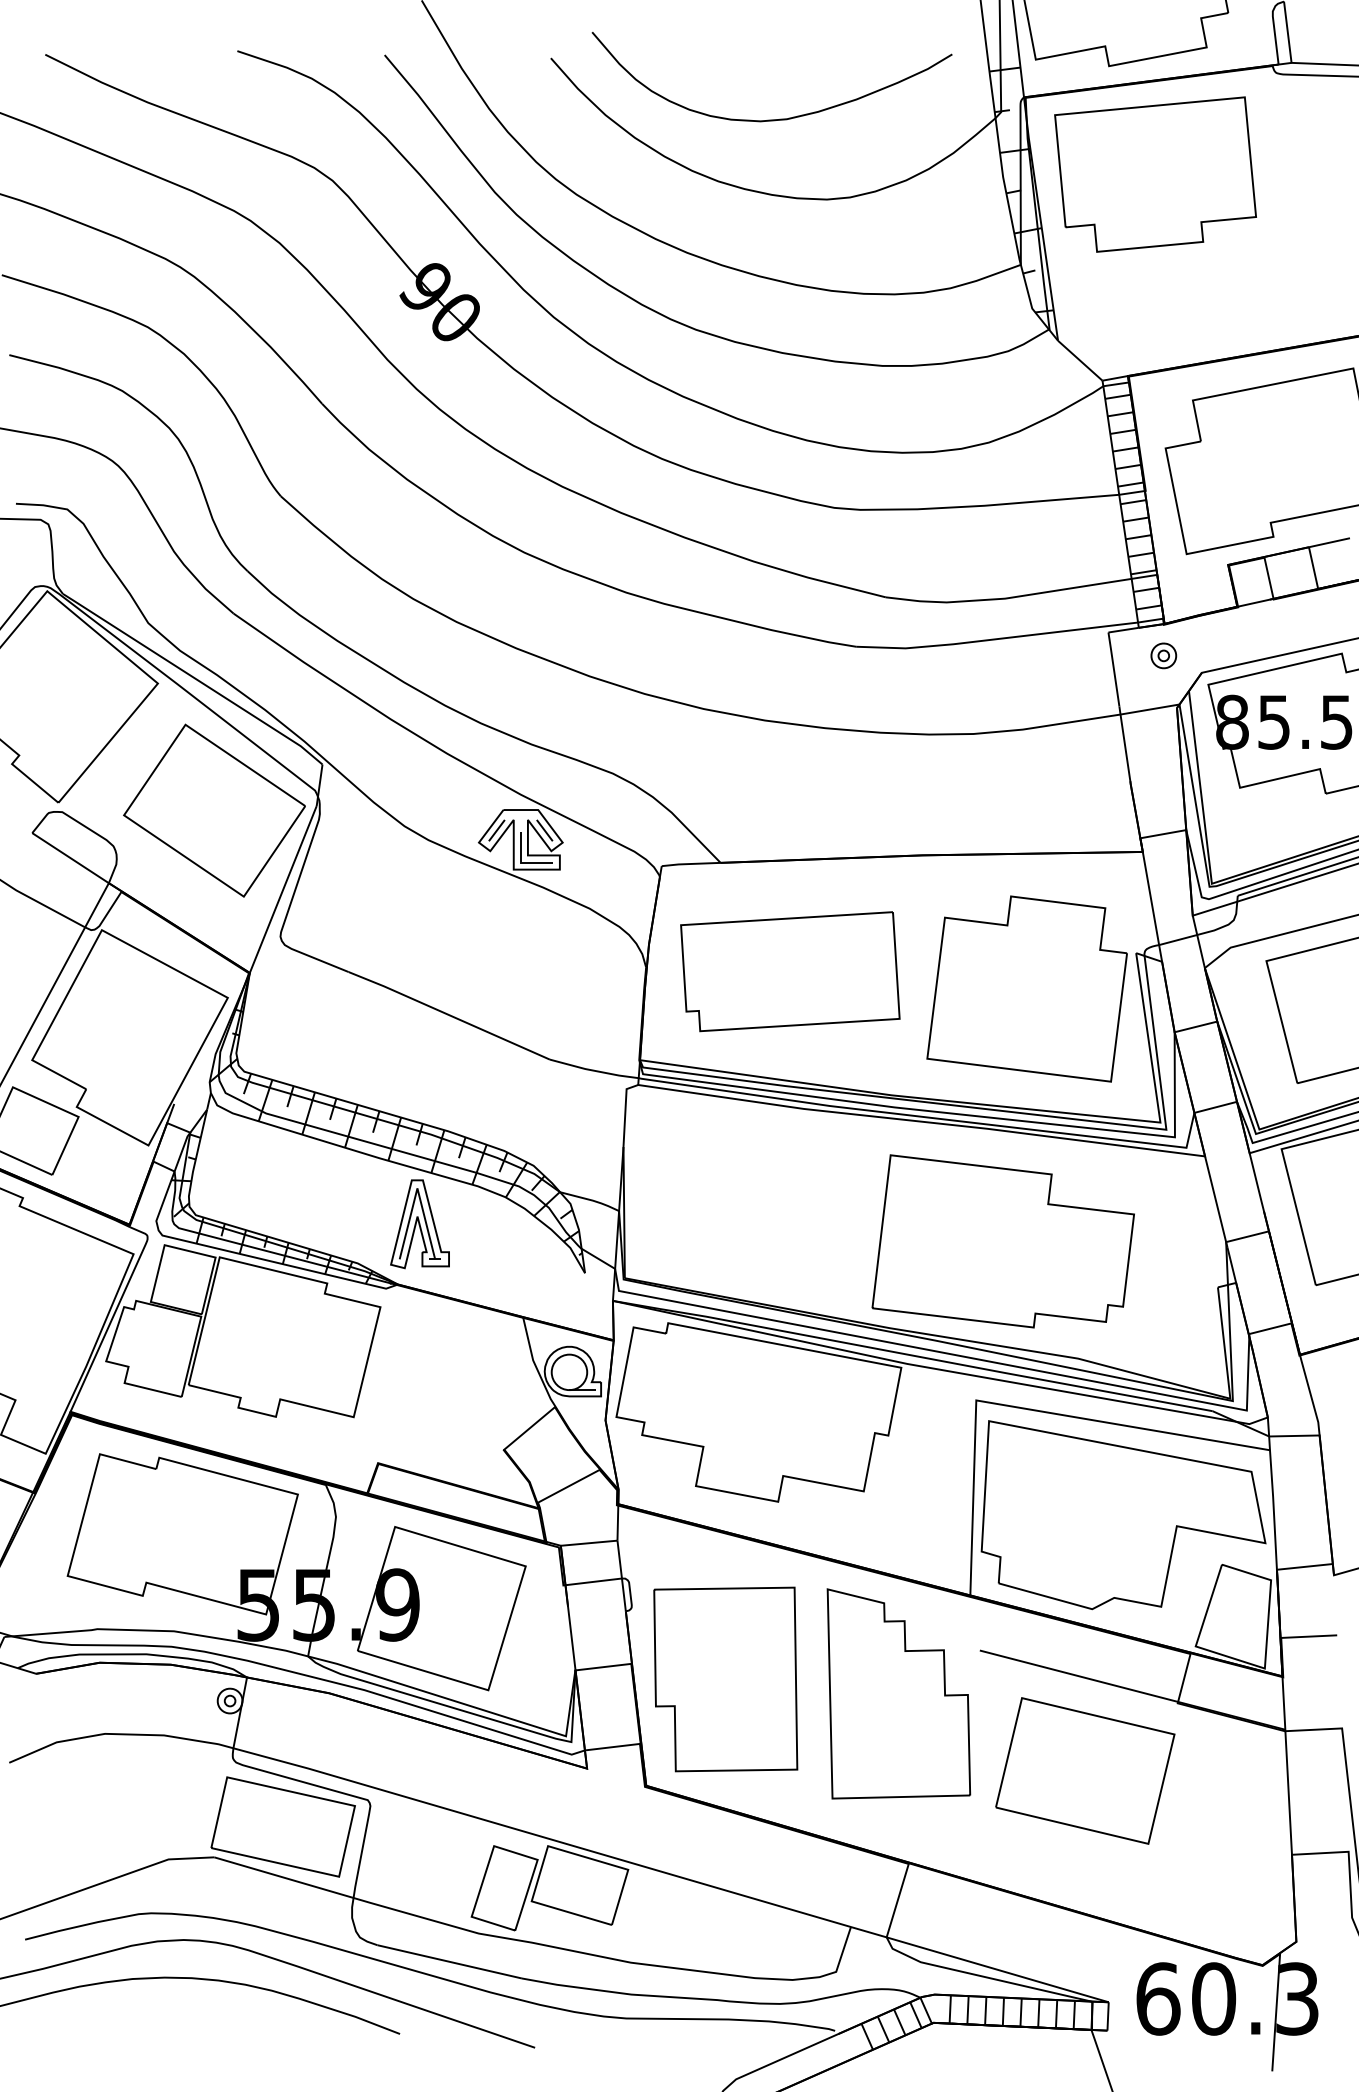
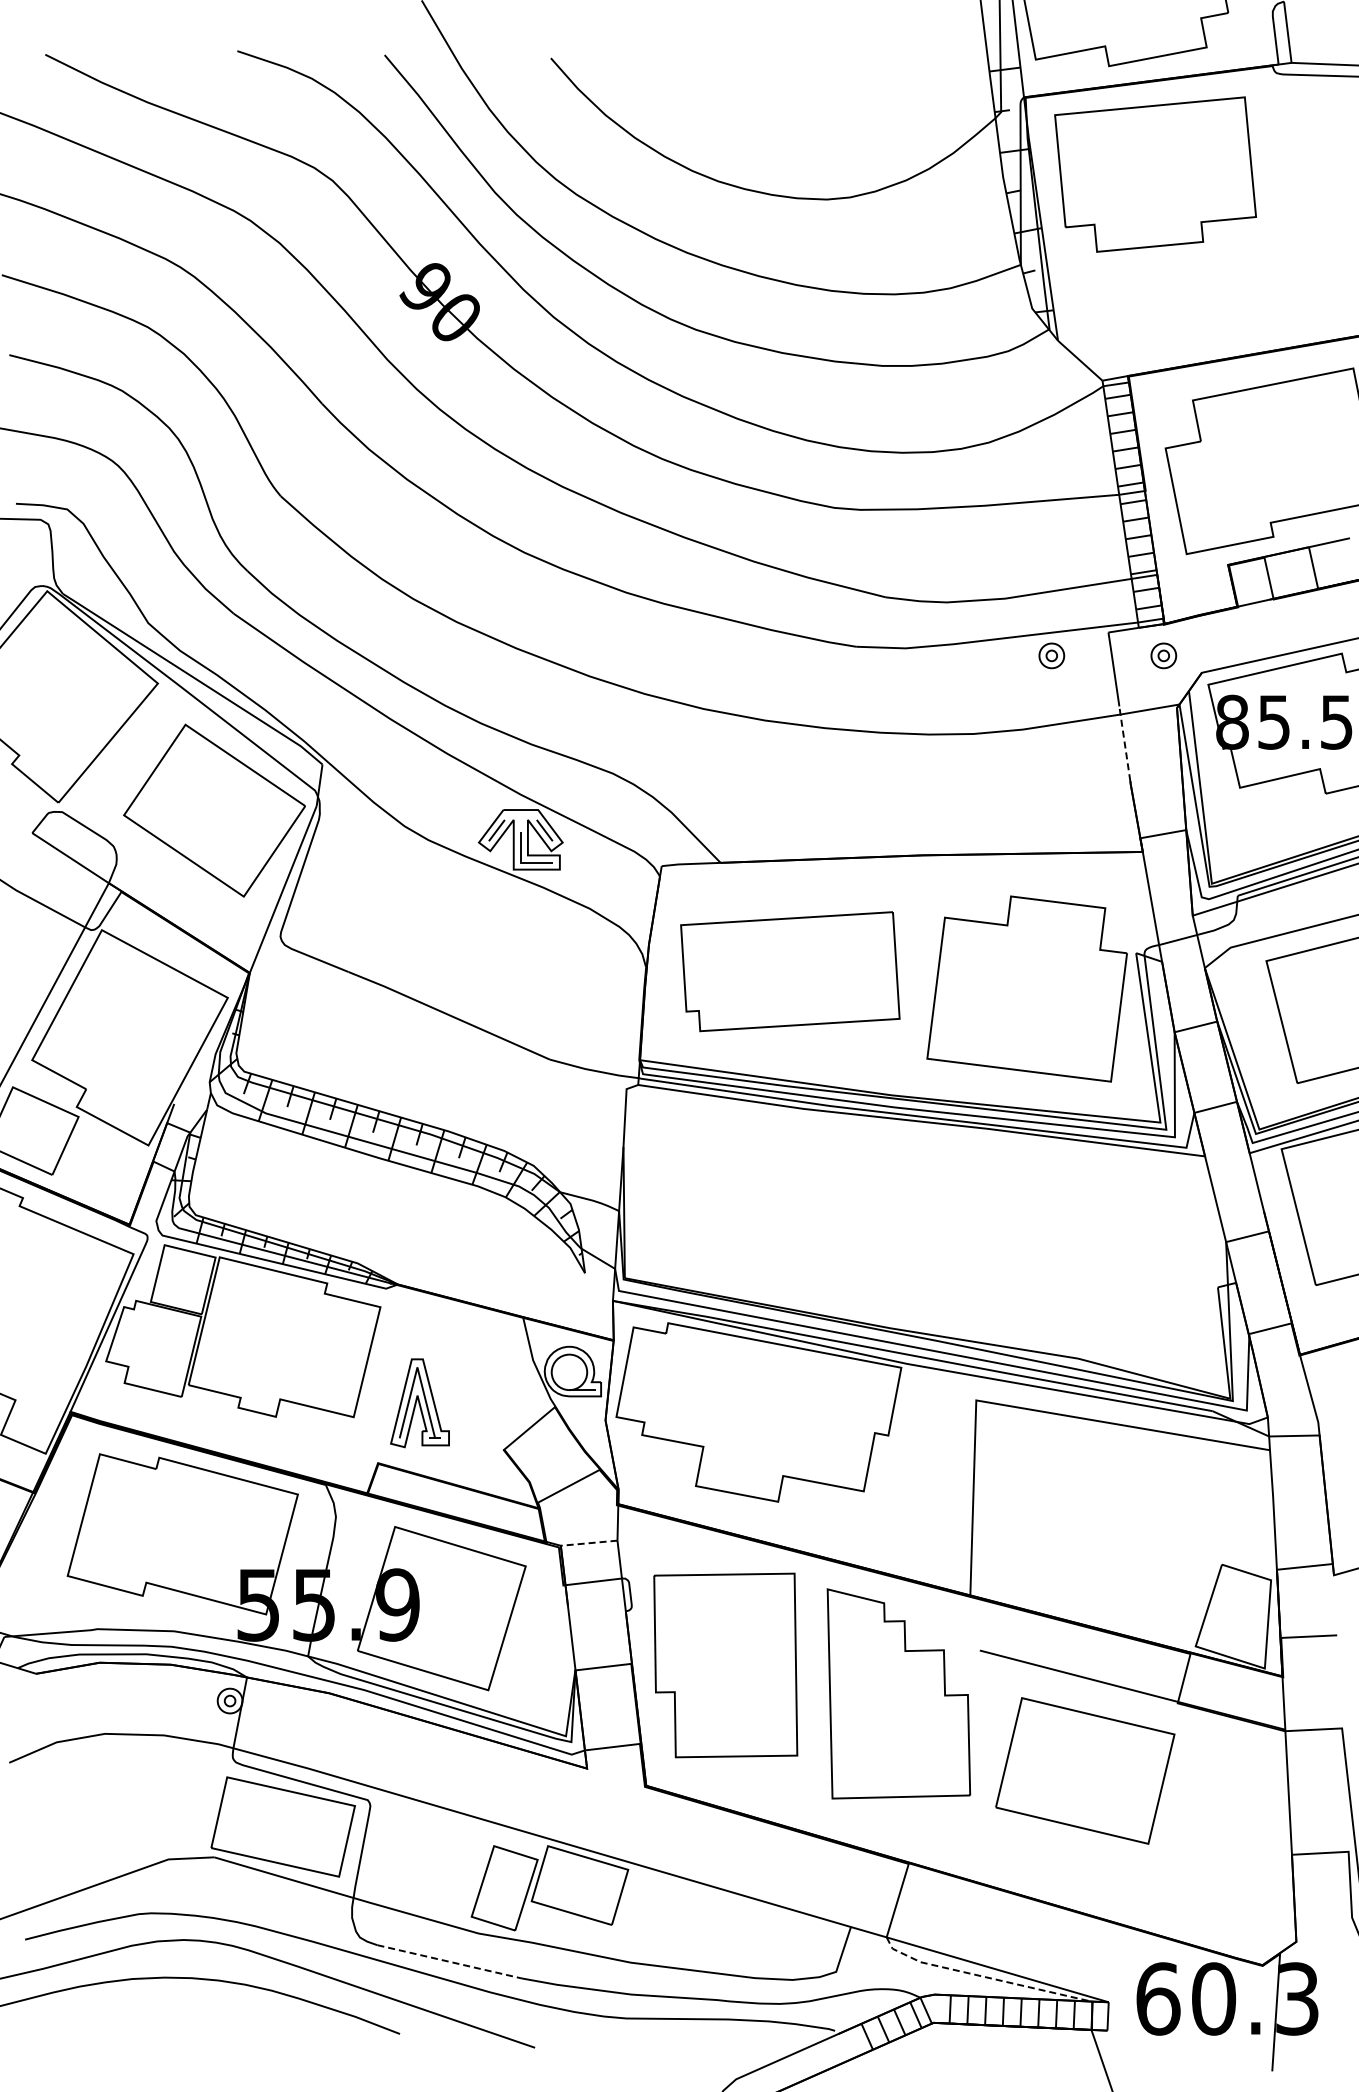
curve: present -> none (779, 118)
part: none -> present (1051, 655)
line: solid -> dashed (1124, 742)
part position: (419, 1224) -> (419, 1403) (419, 1403)
part: present -> none (1002, 1241)
part: present -> none (1123, 1515)
line: solid -> dashed (588, 1543)
part position: (725, 1679) -> (725, 1665) (725, 1665)
line: solid -> dashed (450, 1961)
line: solid -> dashed (983, 1976)
